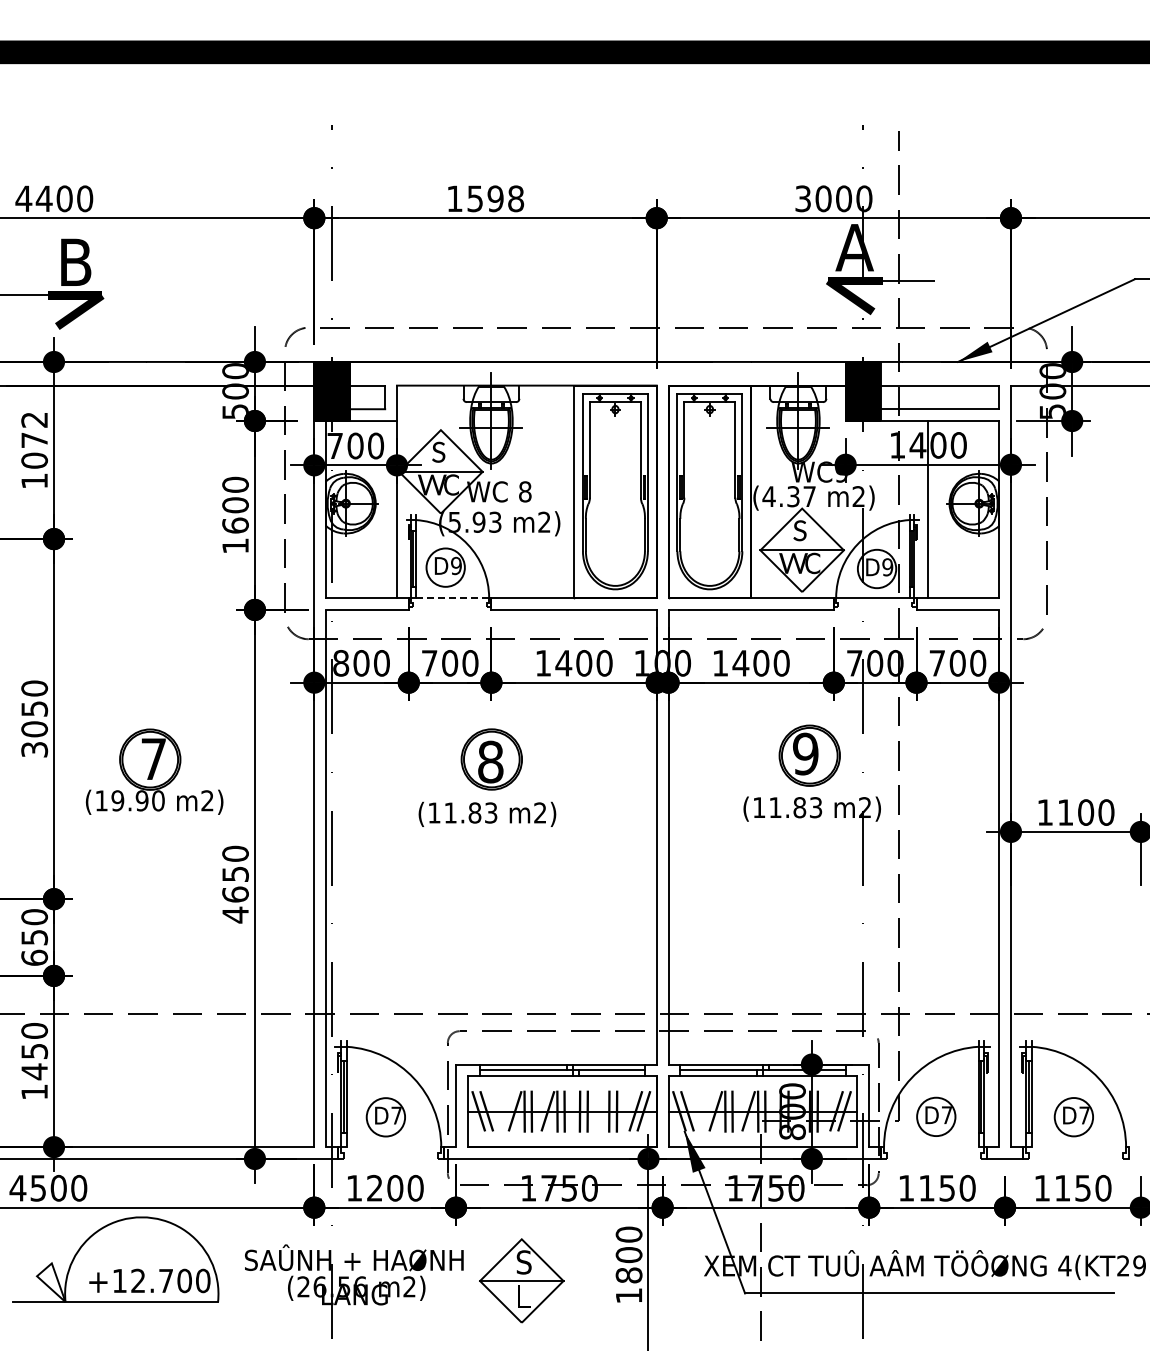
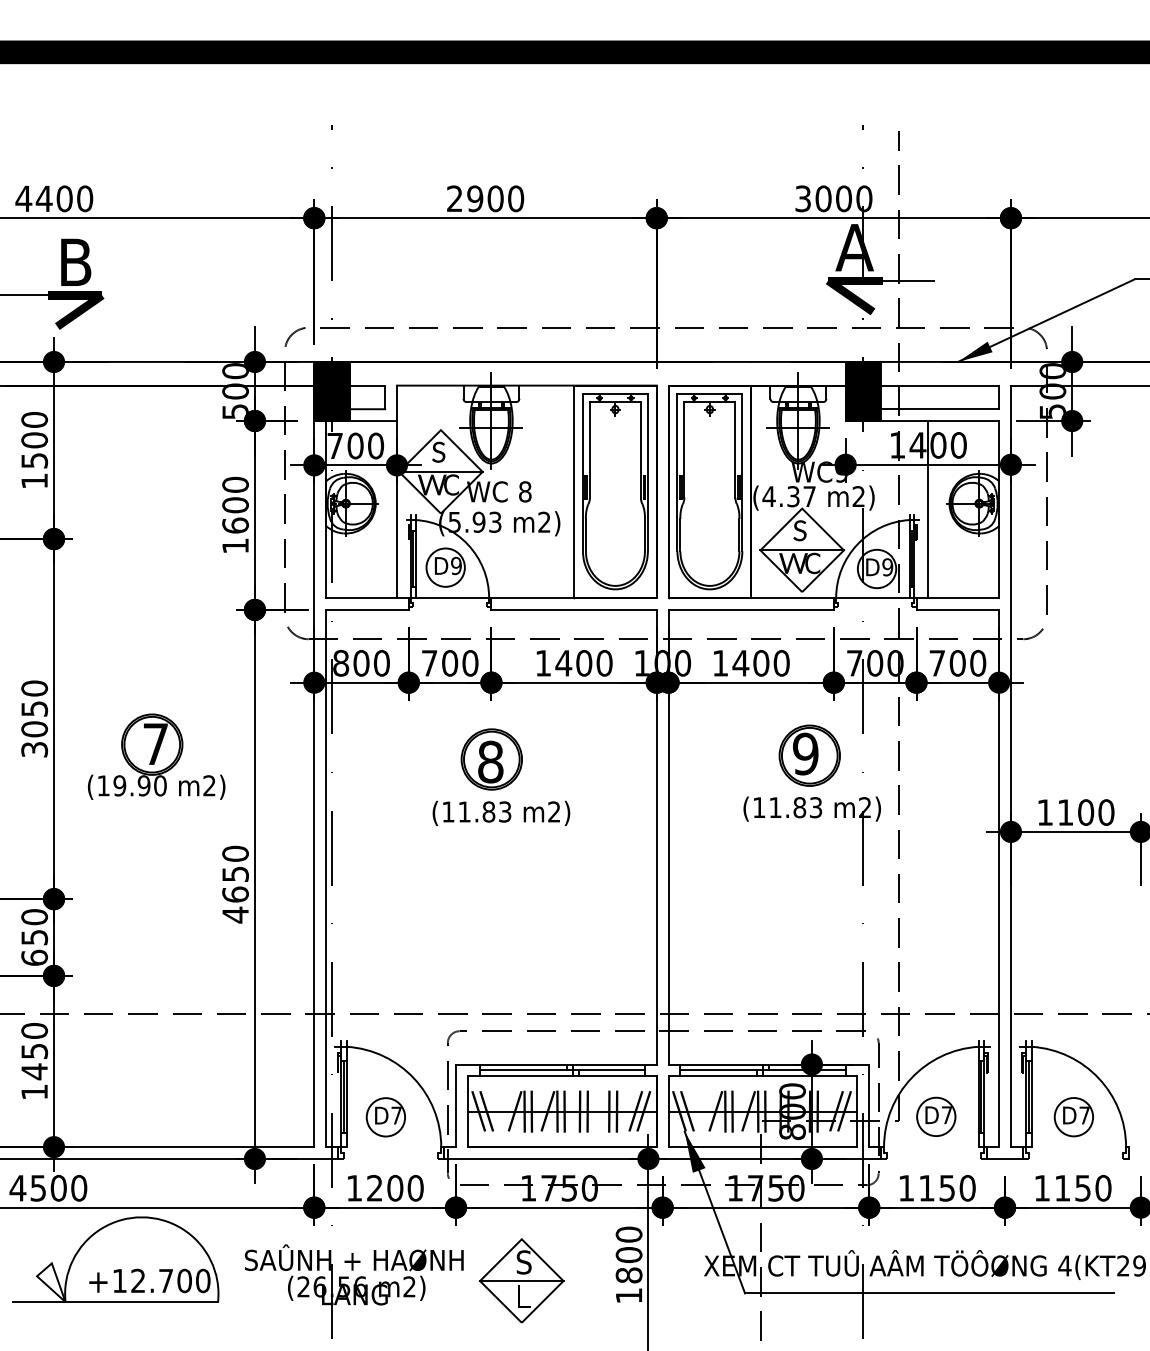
text: 1598 -> 2900 (485, 198)
text: 1072 -> 1500 (34, 440)
line: dashed -> solid (452, 598)
part position: (154, 771) -> (156, 756) (156, 756)
text position: (487, 813) -> (501, 812) (501, 812)
